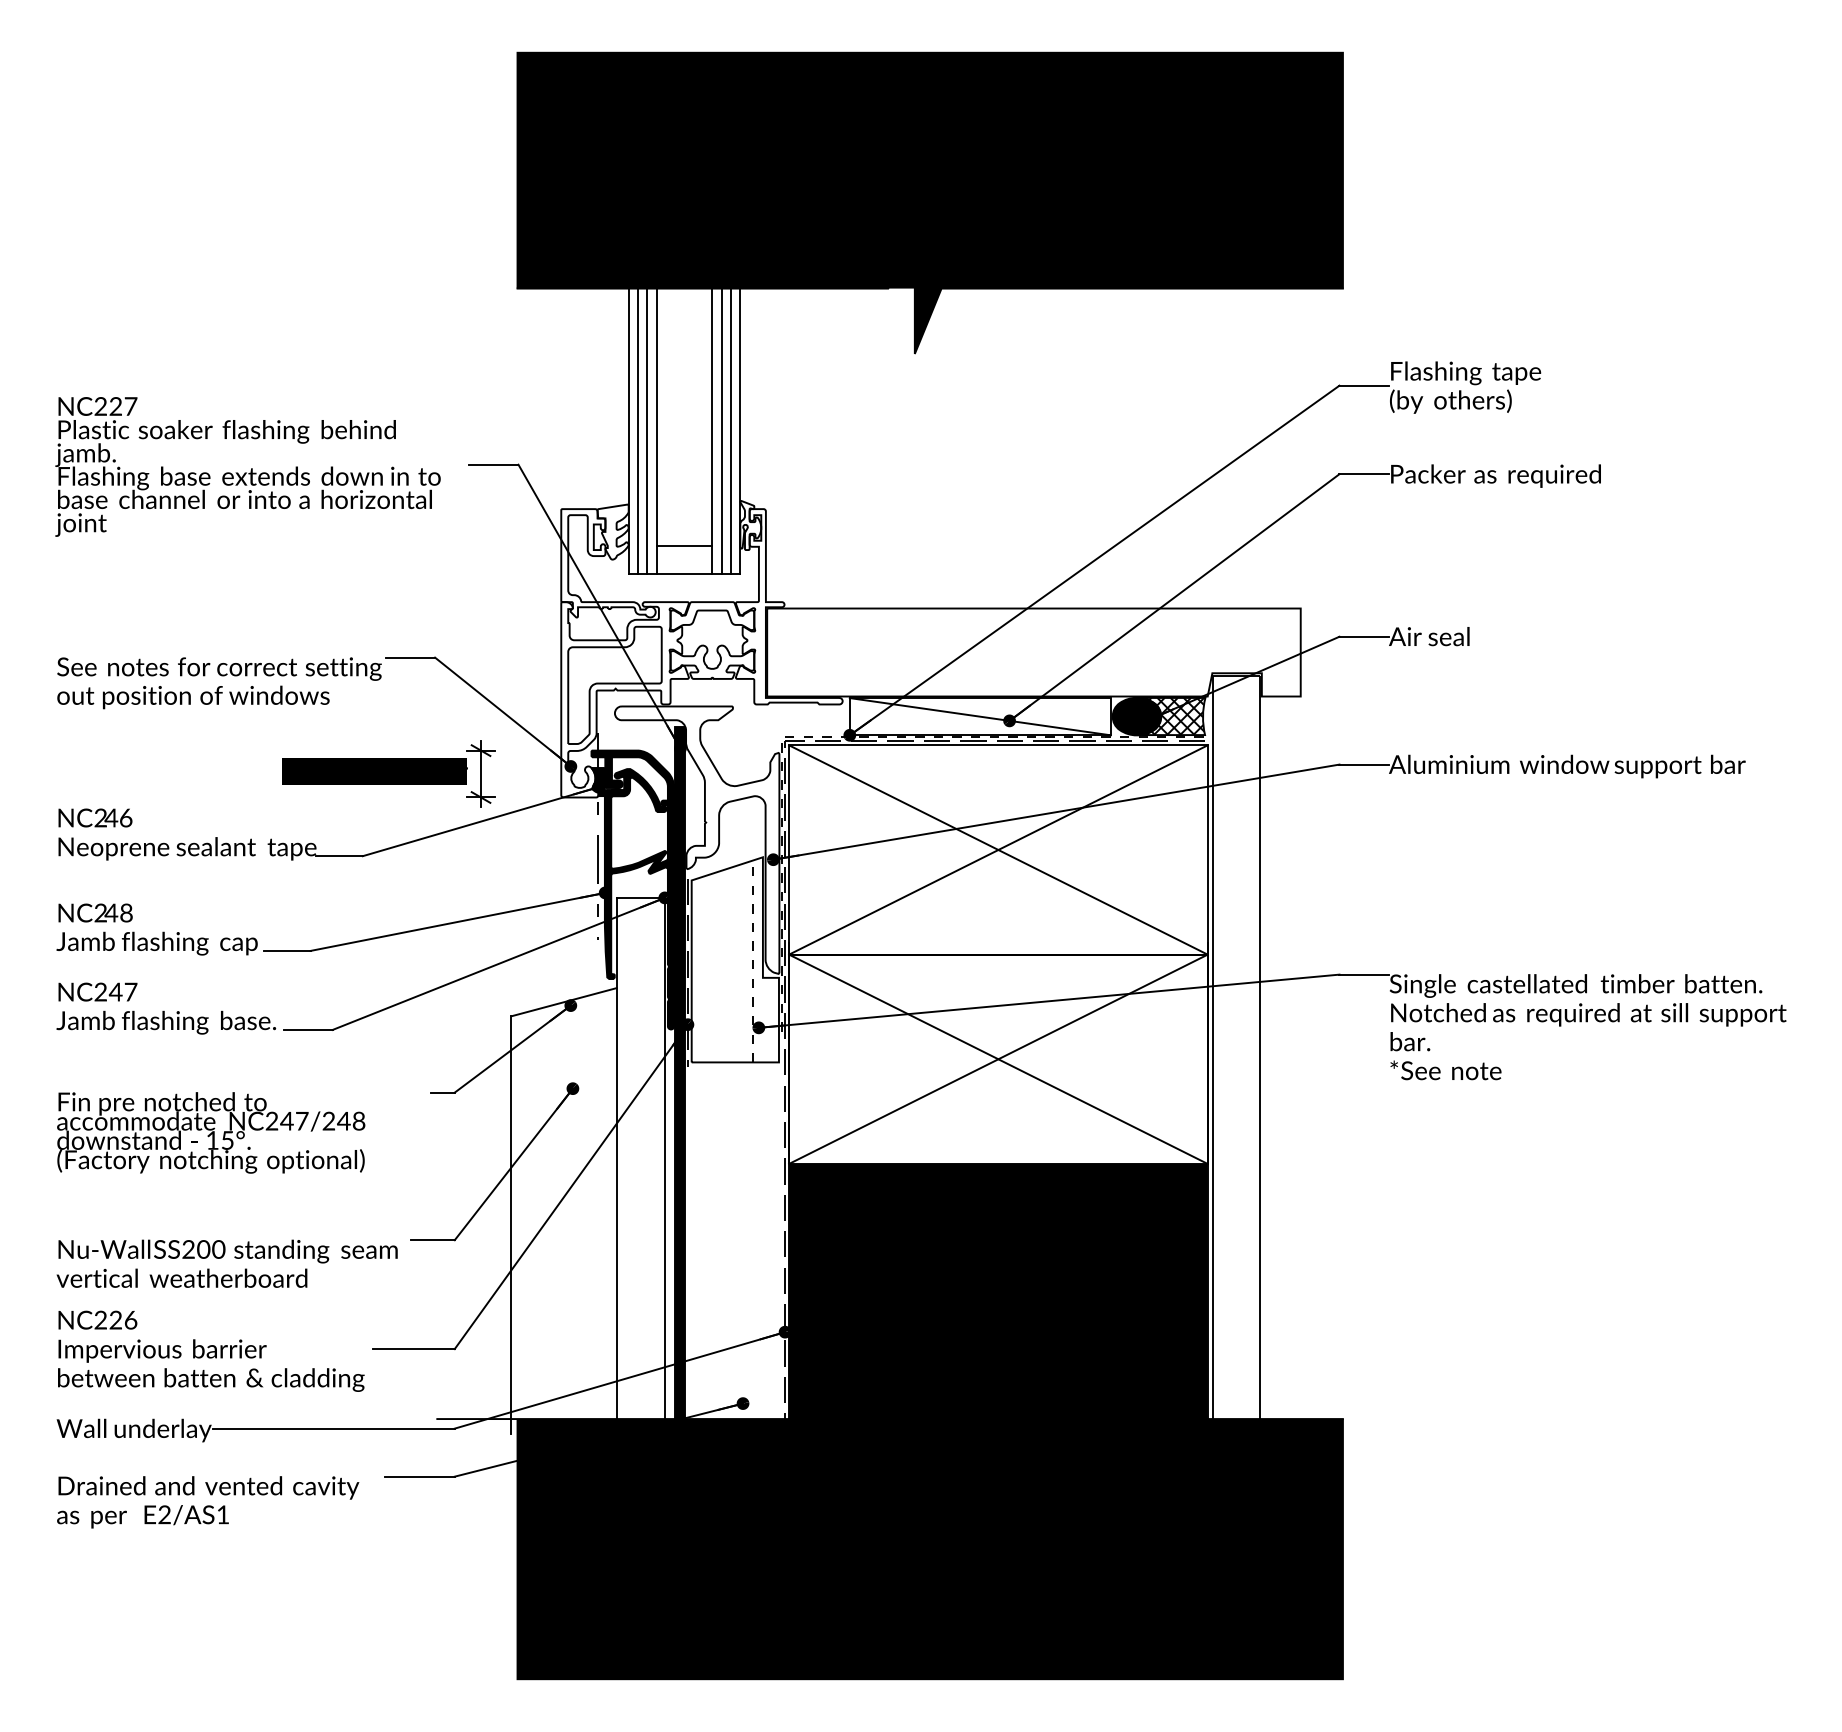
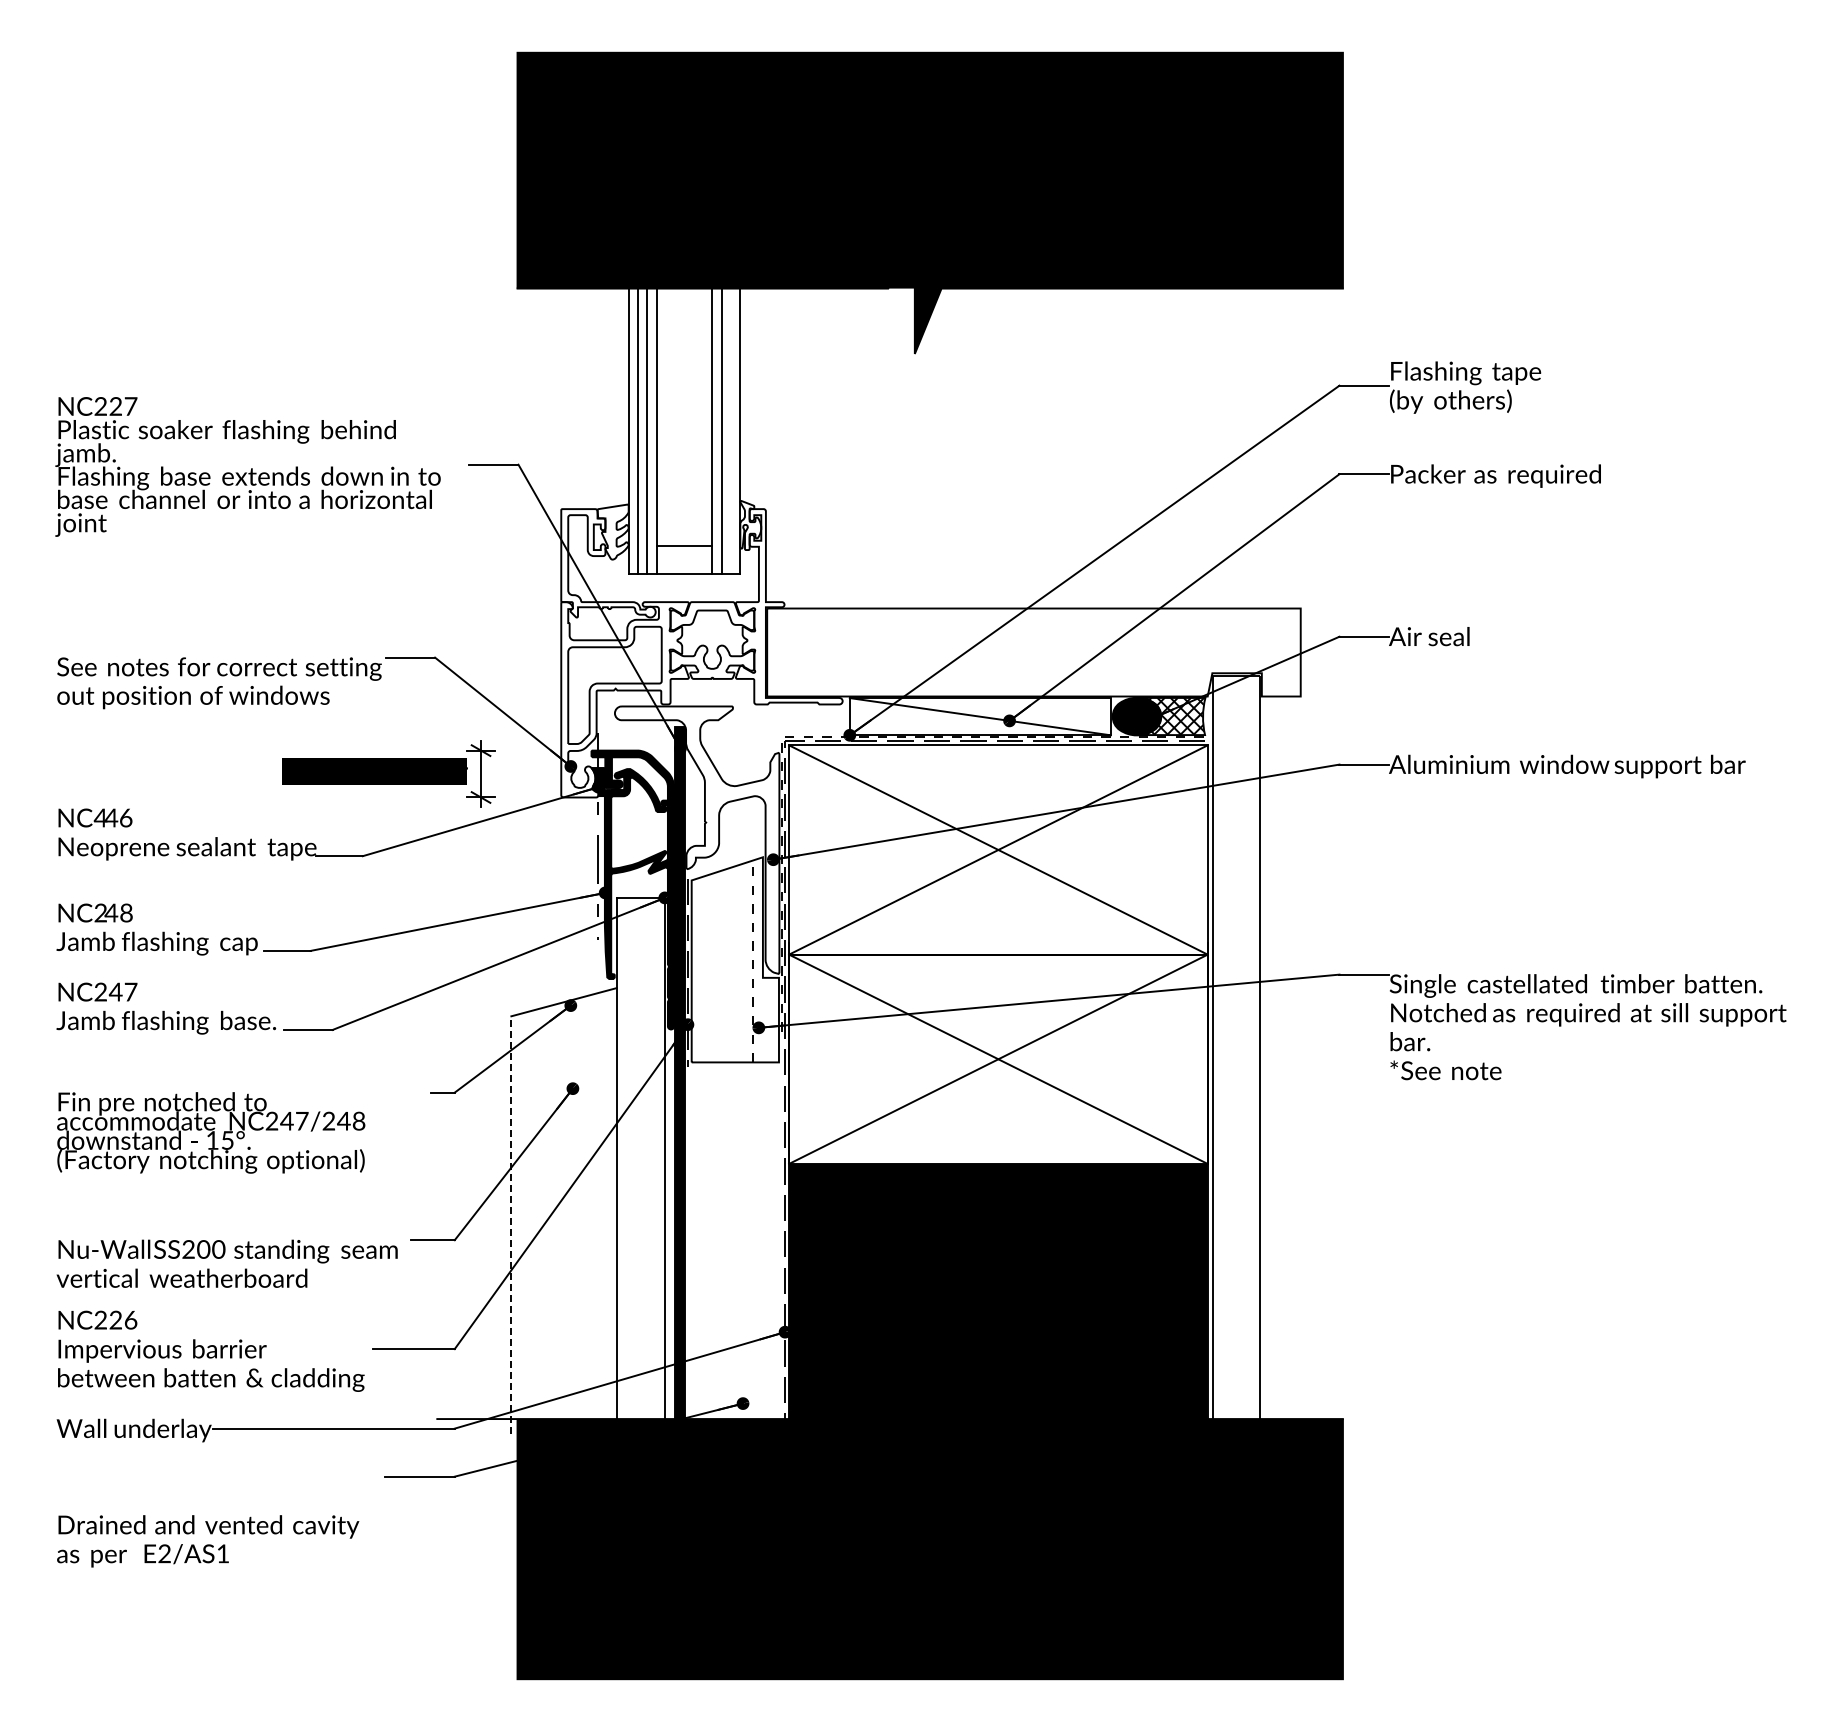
line: present -> none (731, 425)
text: NC2 -> NC4 (100, 817)
line: solid -> dashed (511, 1225)
text position: (208, 1502) -> (208, 1541) (208, 1541)
